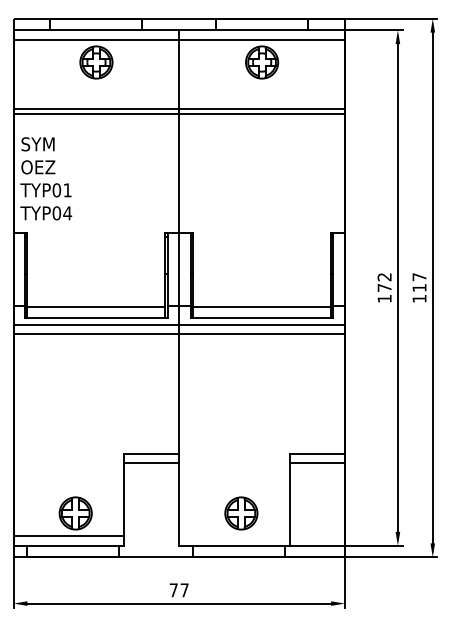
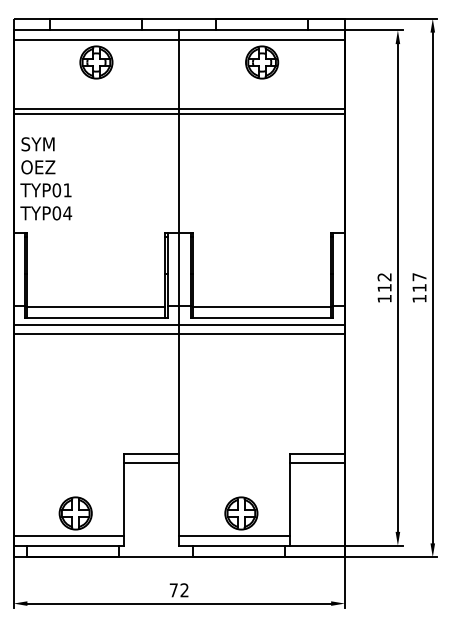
text: 172 -> 112 (384, 287)
line: none -> present (234, 536)
text: 77 -> 72 (184, 590)
